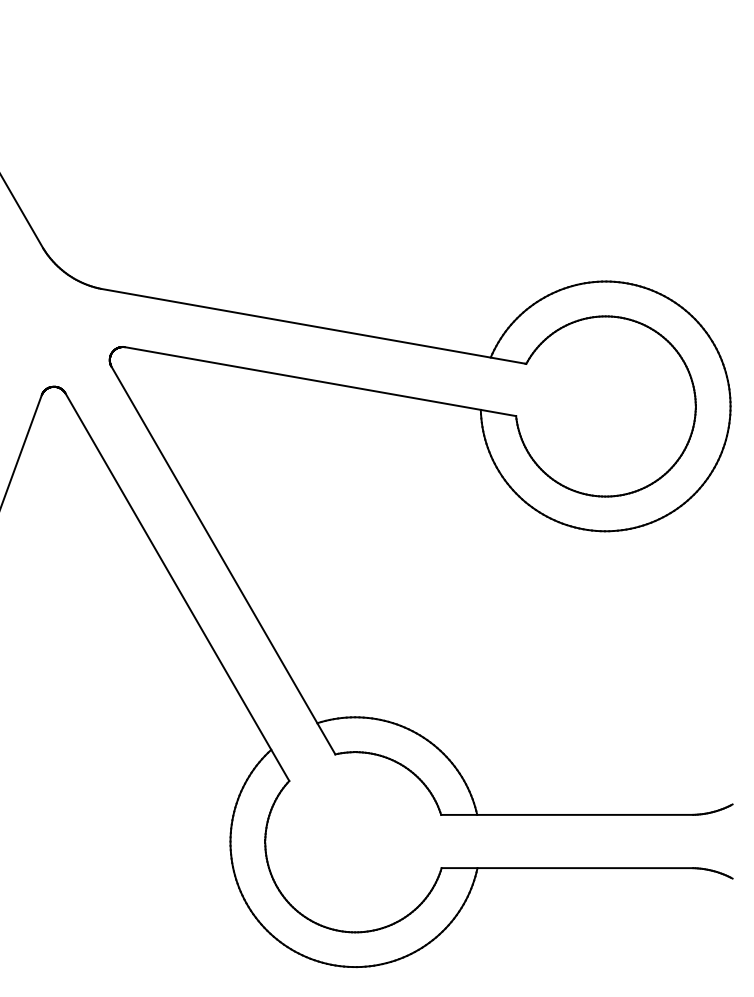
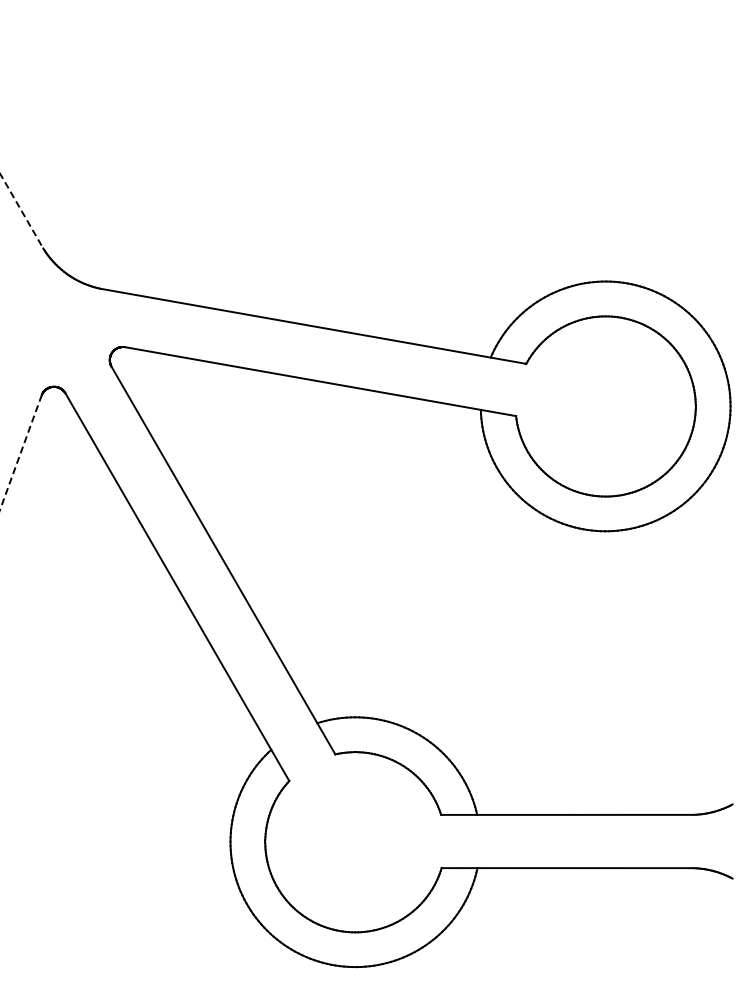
line: solid -> dashed (21, 211)
line: solid -> dashed (21, 452)
